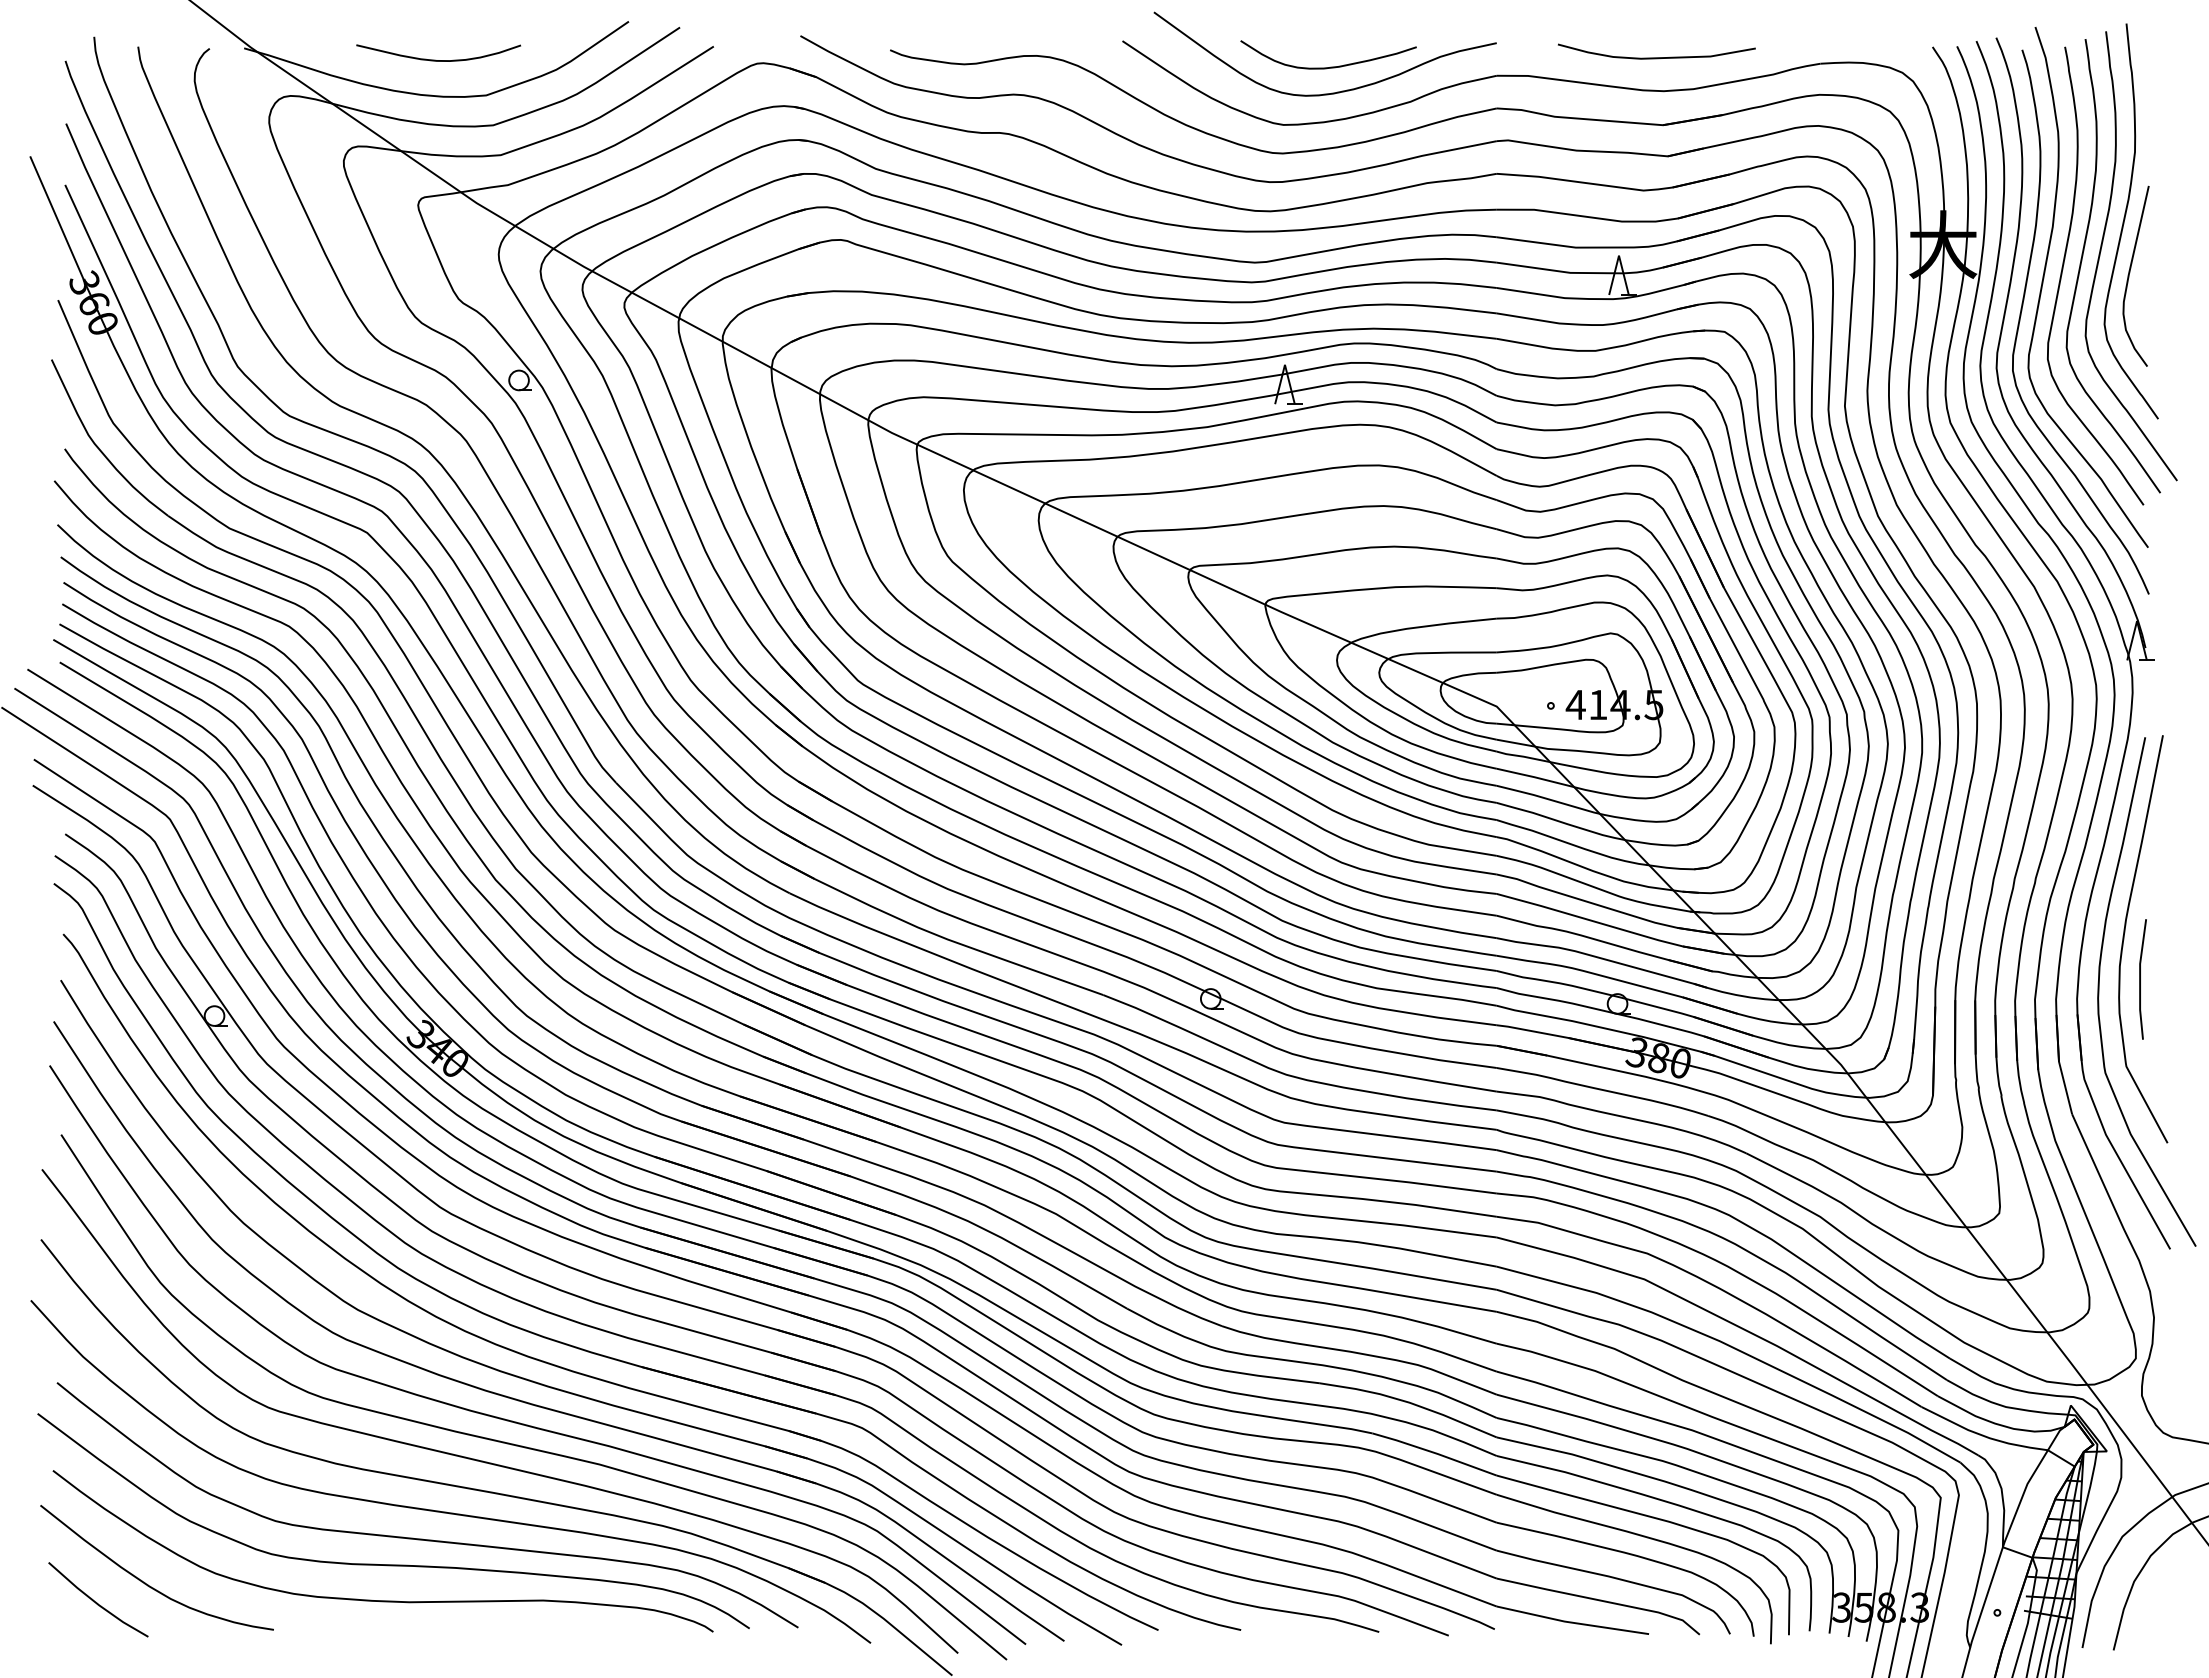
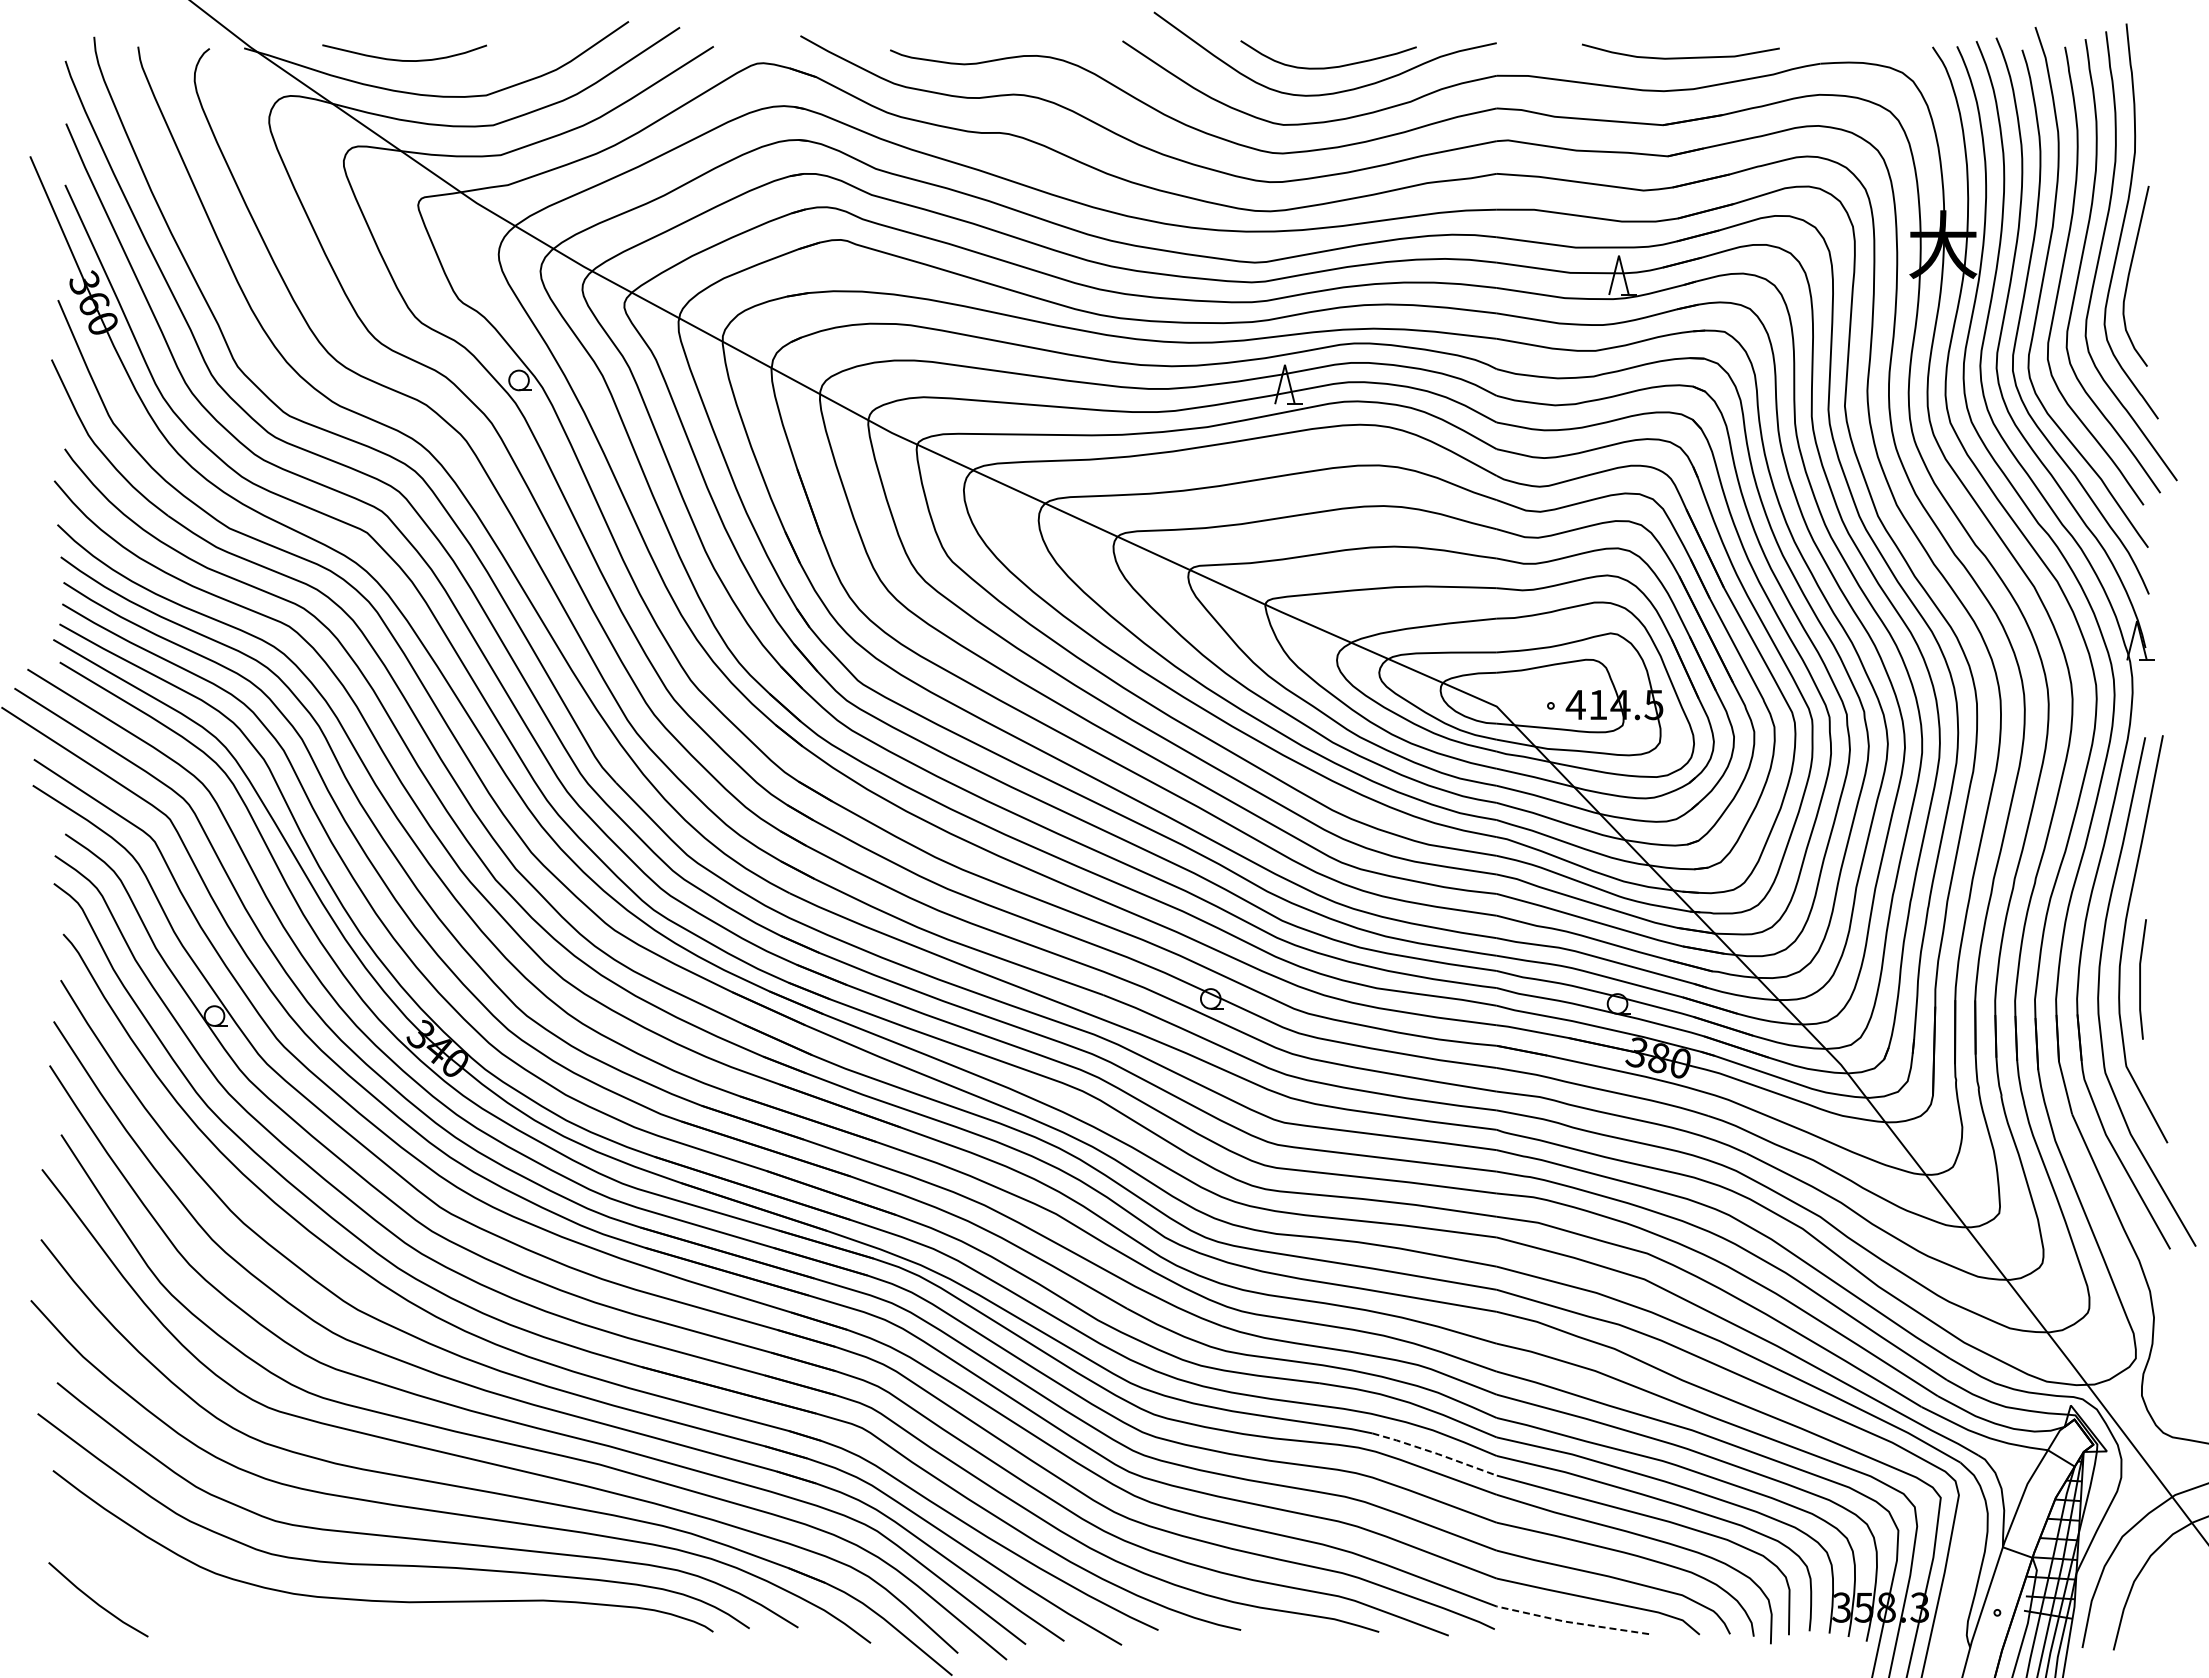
curve position: (1656, 57) -> (1680, 57) (1680, 57)
curve position: (435, 59) -> (401, 59) (401, 59)
line: solid -> dashed (1435, 1453)
curve: present -> none (145, 1582)
line: solid -> dashed (1571, 1622)
